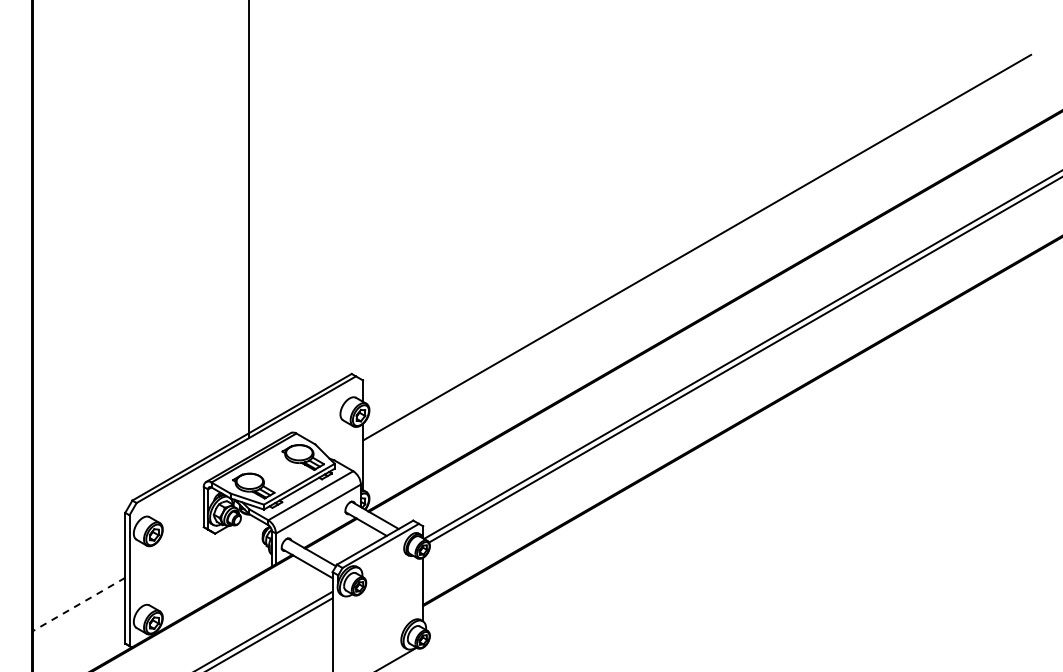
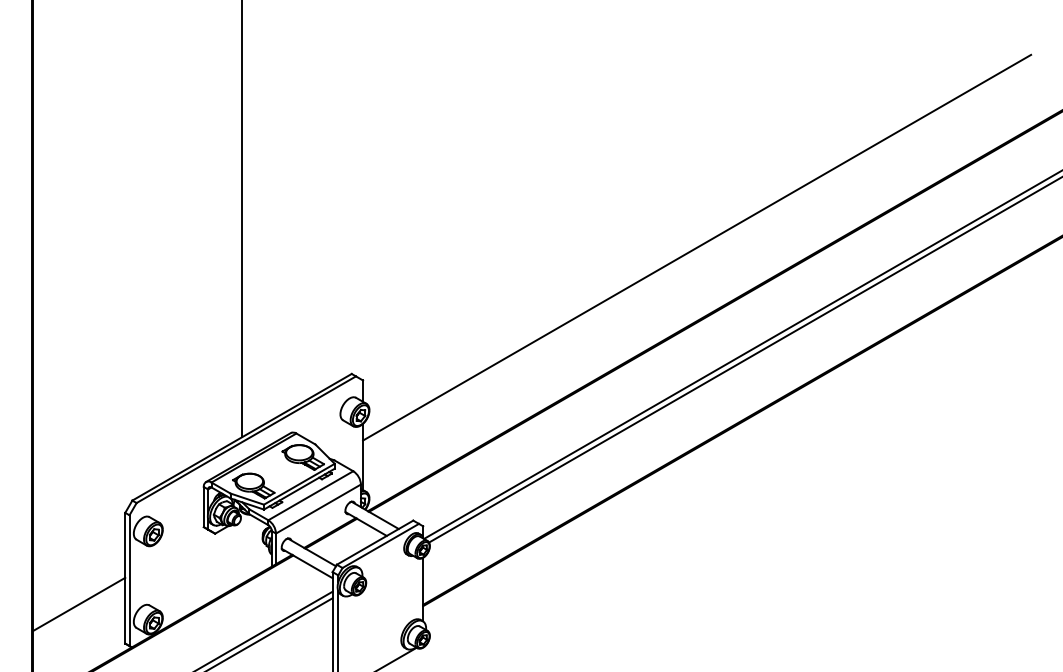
line position: (249, 219) -> (242, 219) (242, 219)
line: dashed -> solid (78, 604)
line: none -> present (338, 629)
